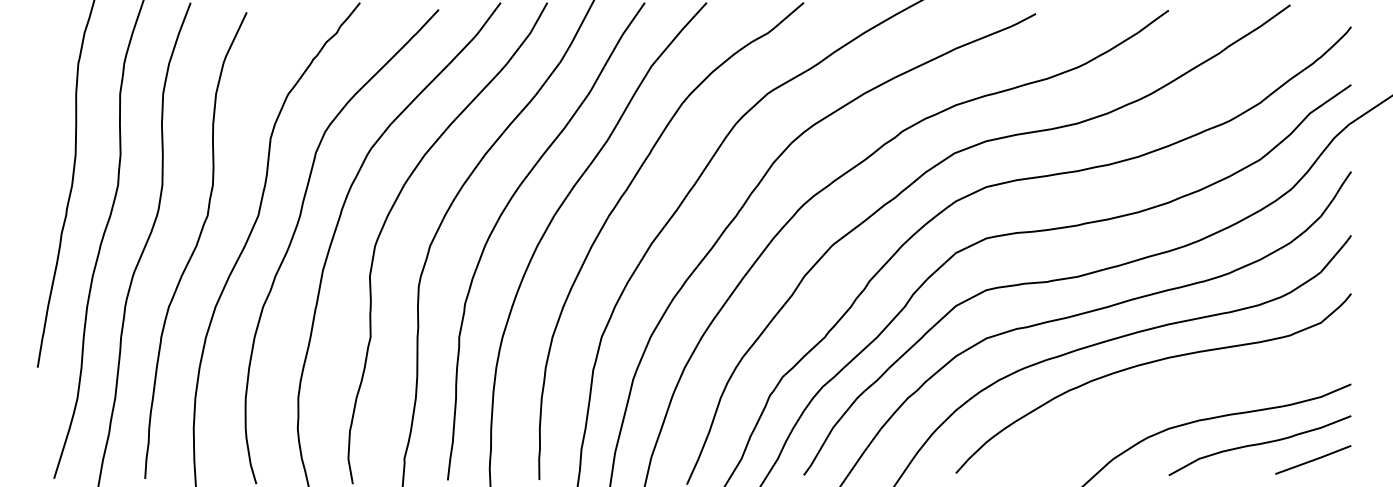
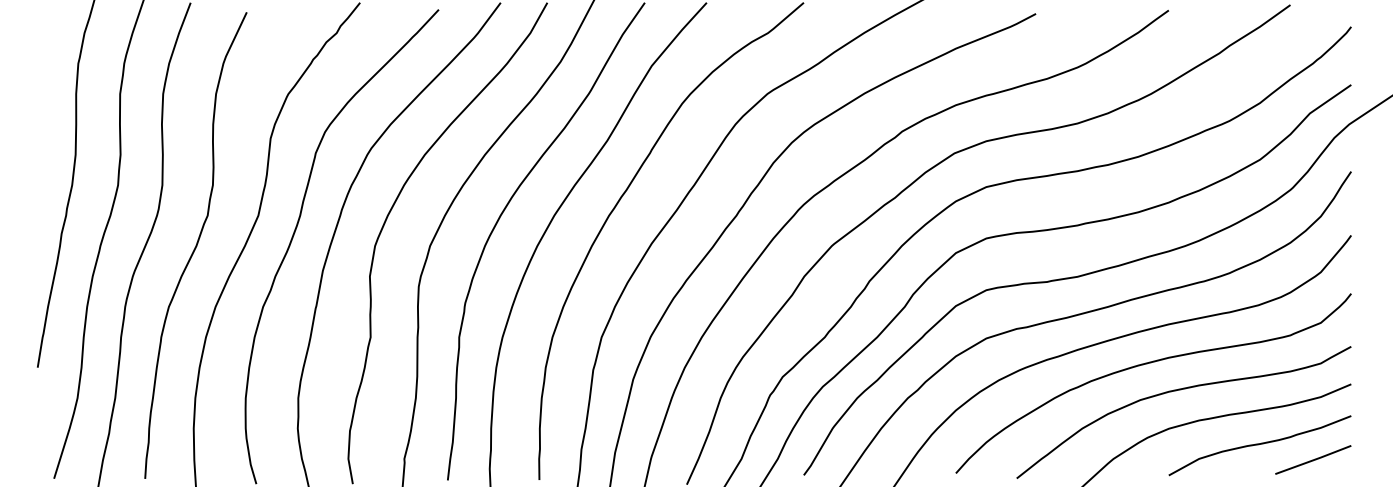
curve: none -> present (1181, 390)
